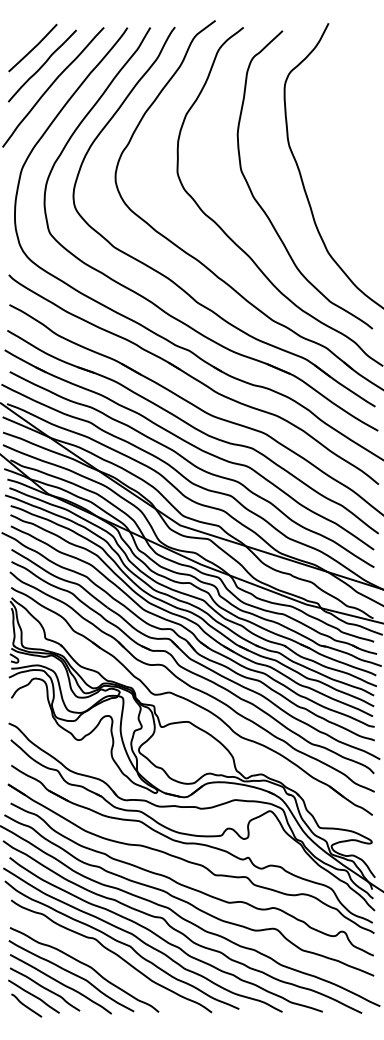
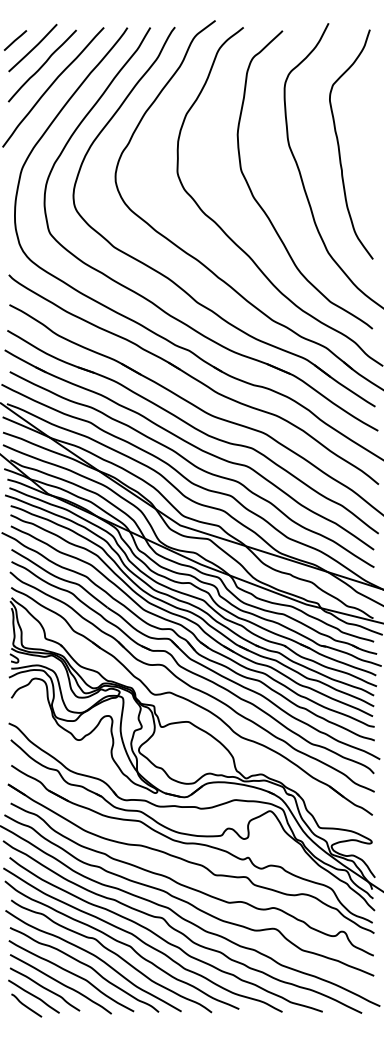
line: none -> present (15, 40)
curve: none -> present (339, 144)
curve: none -> present (95, 957)
